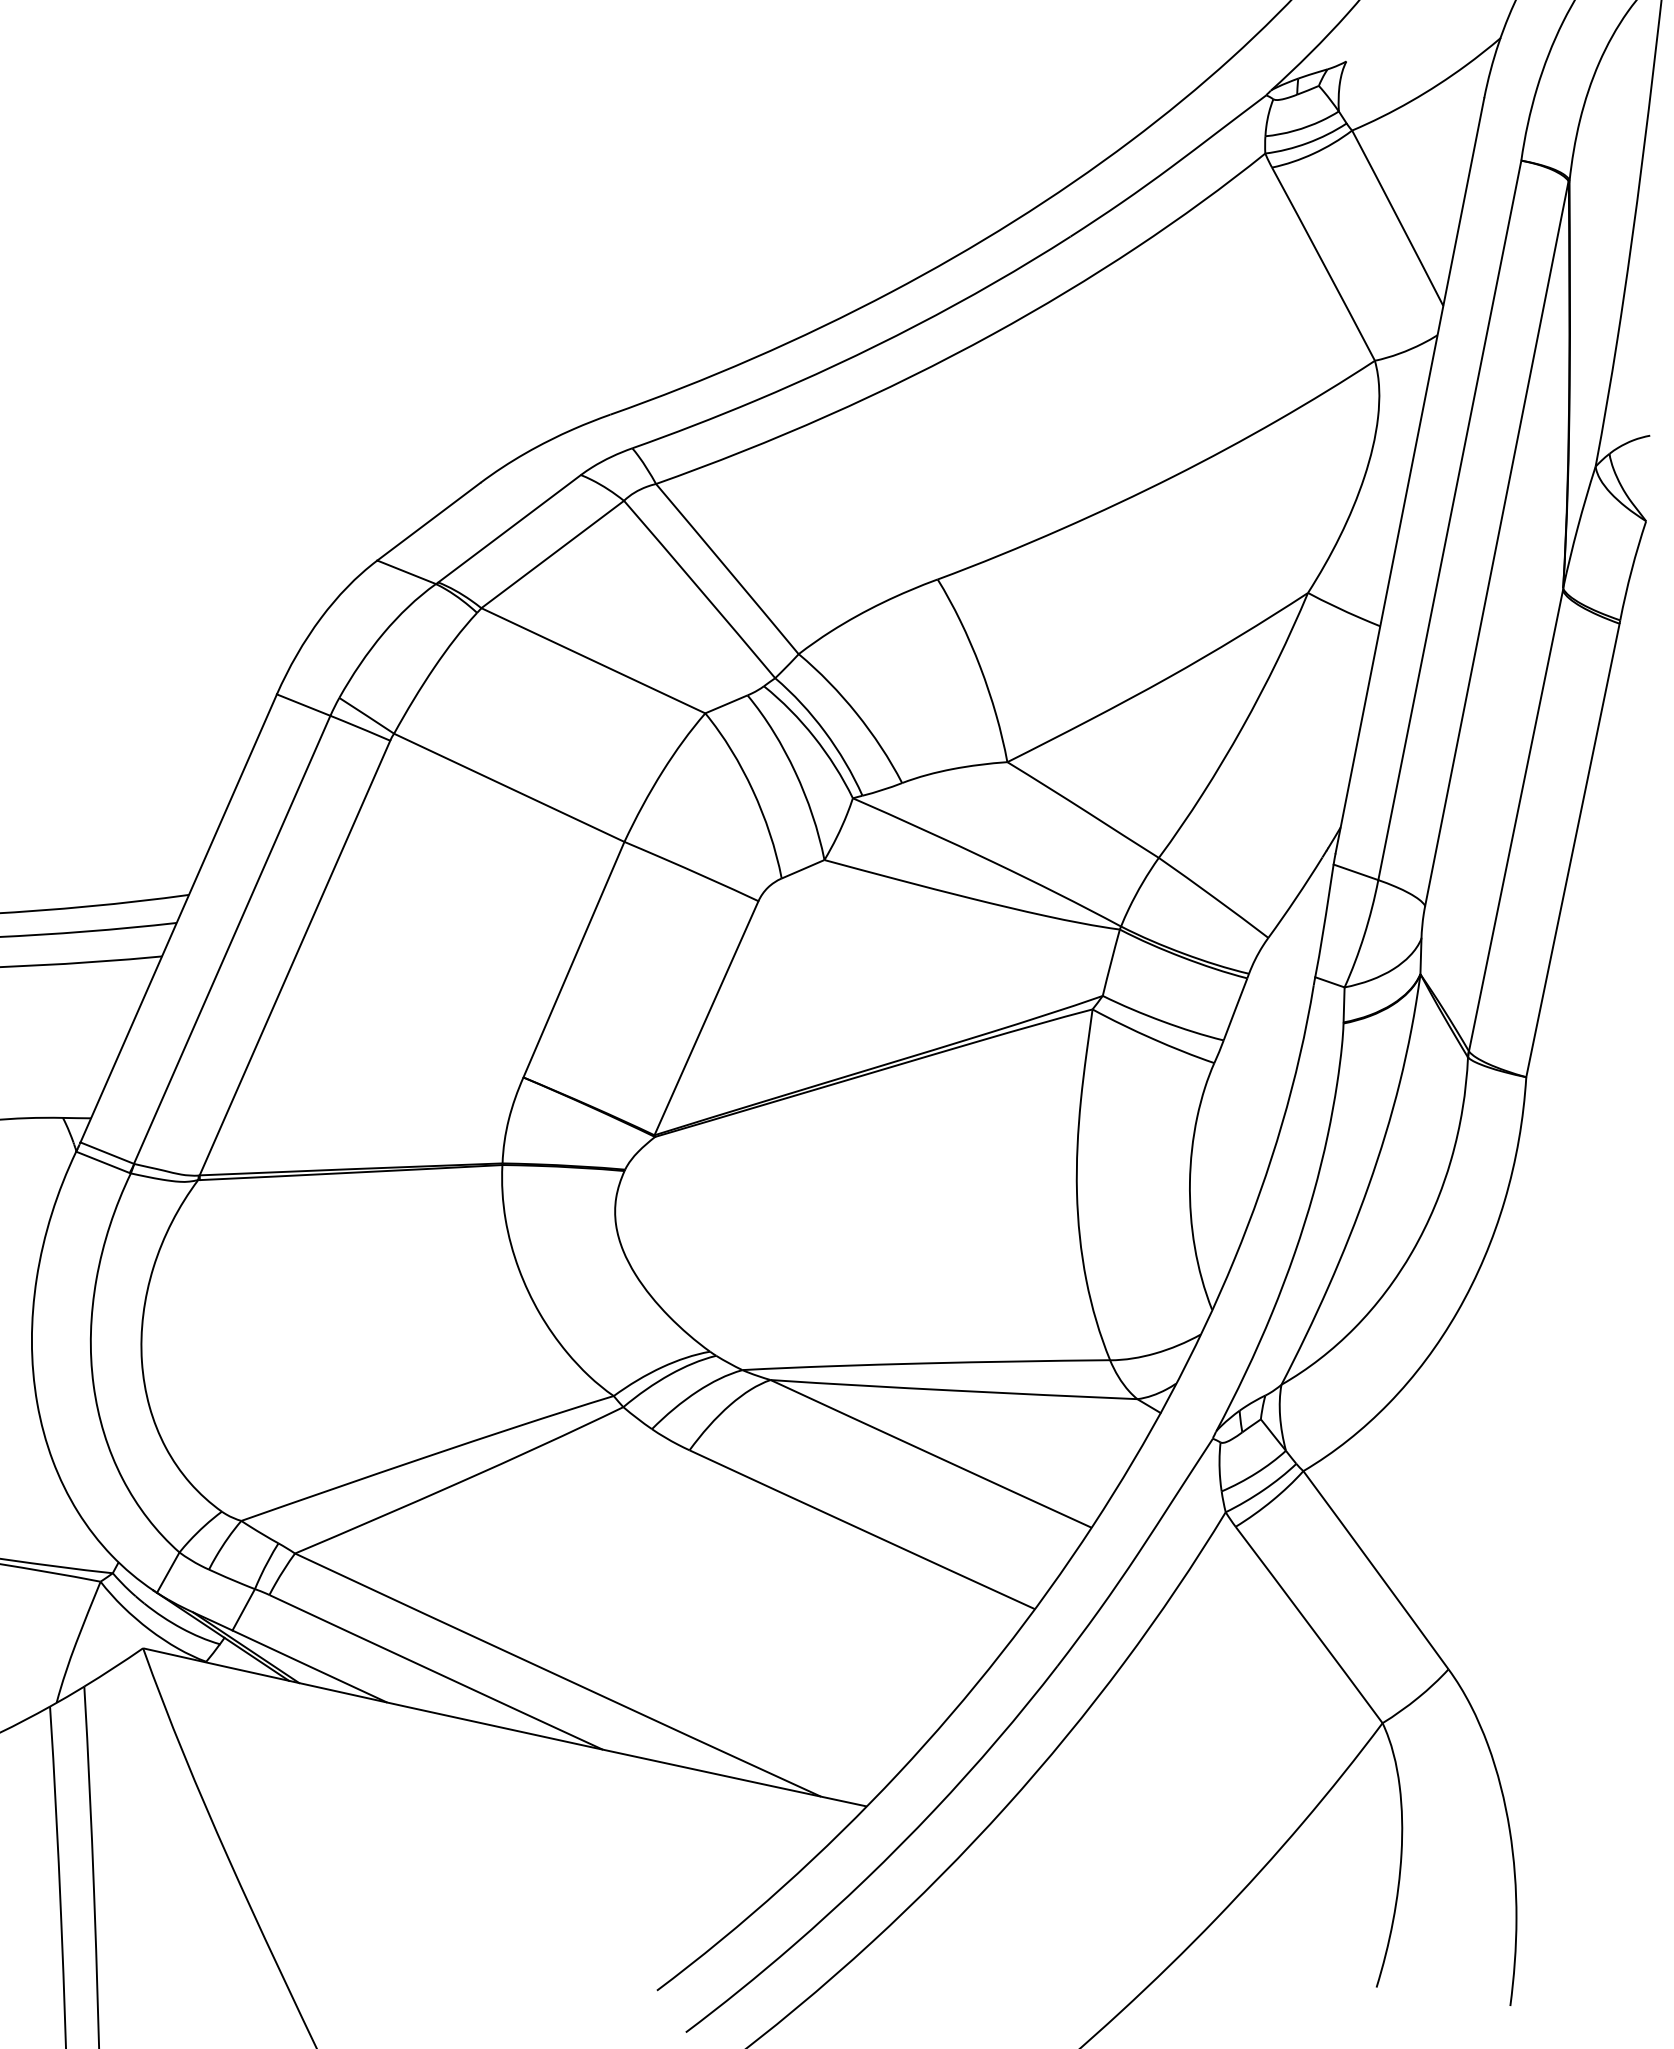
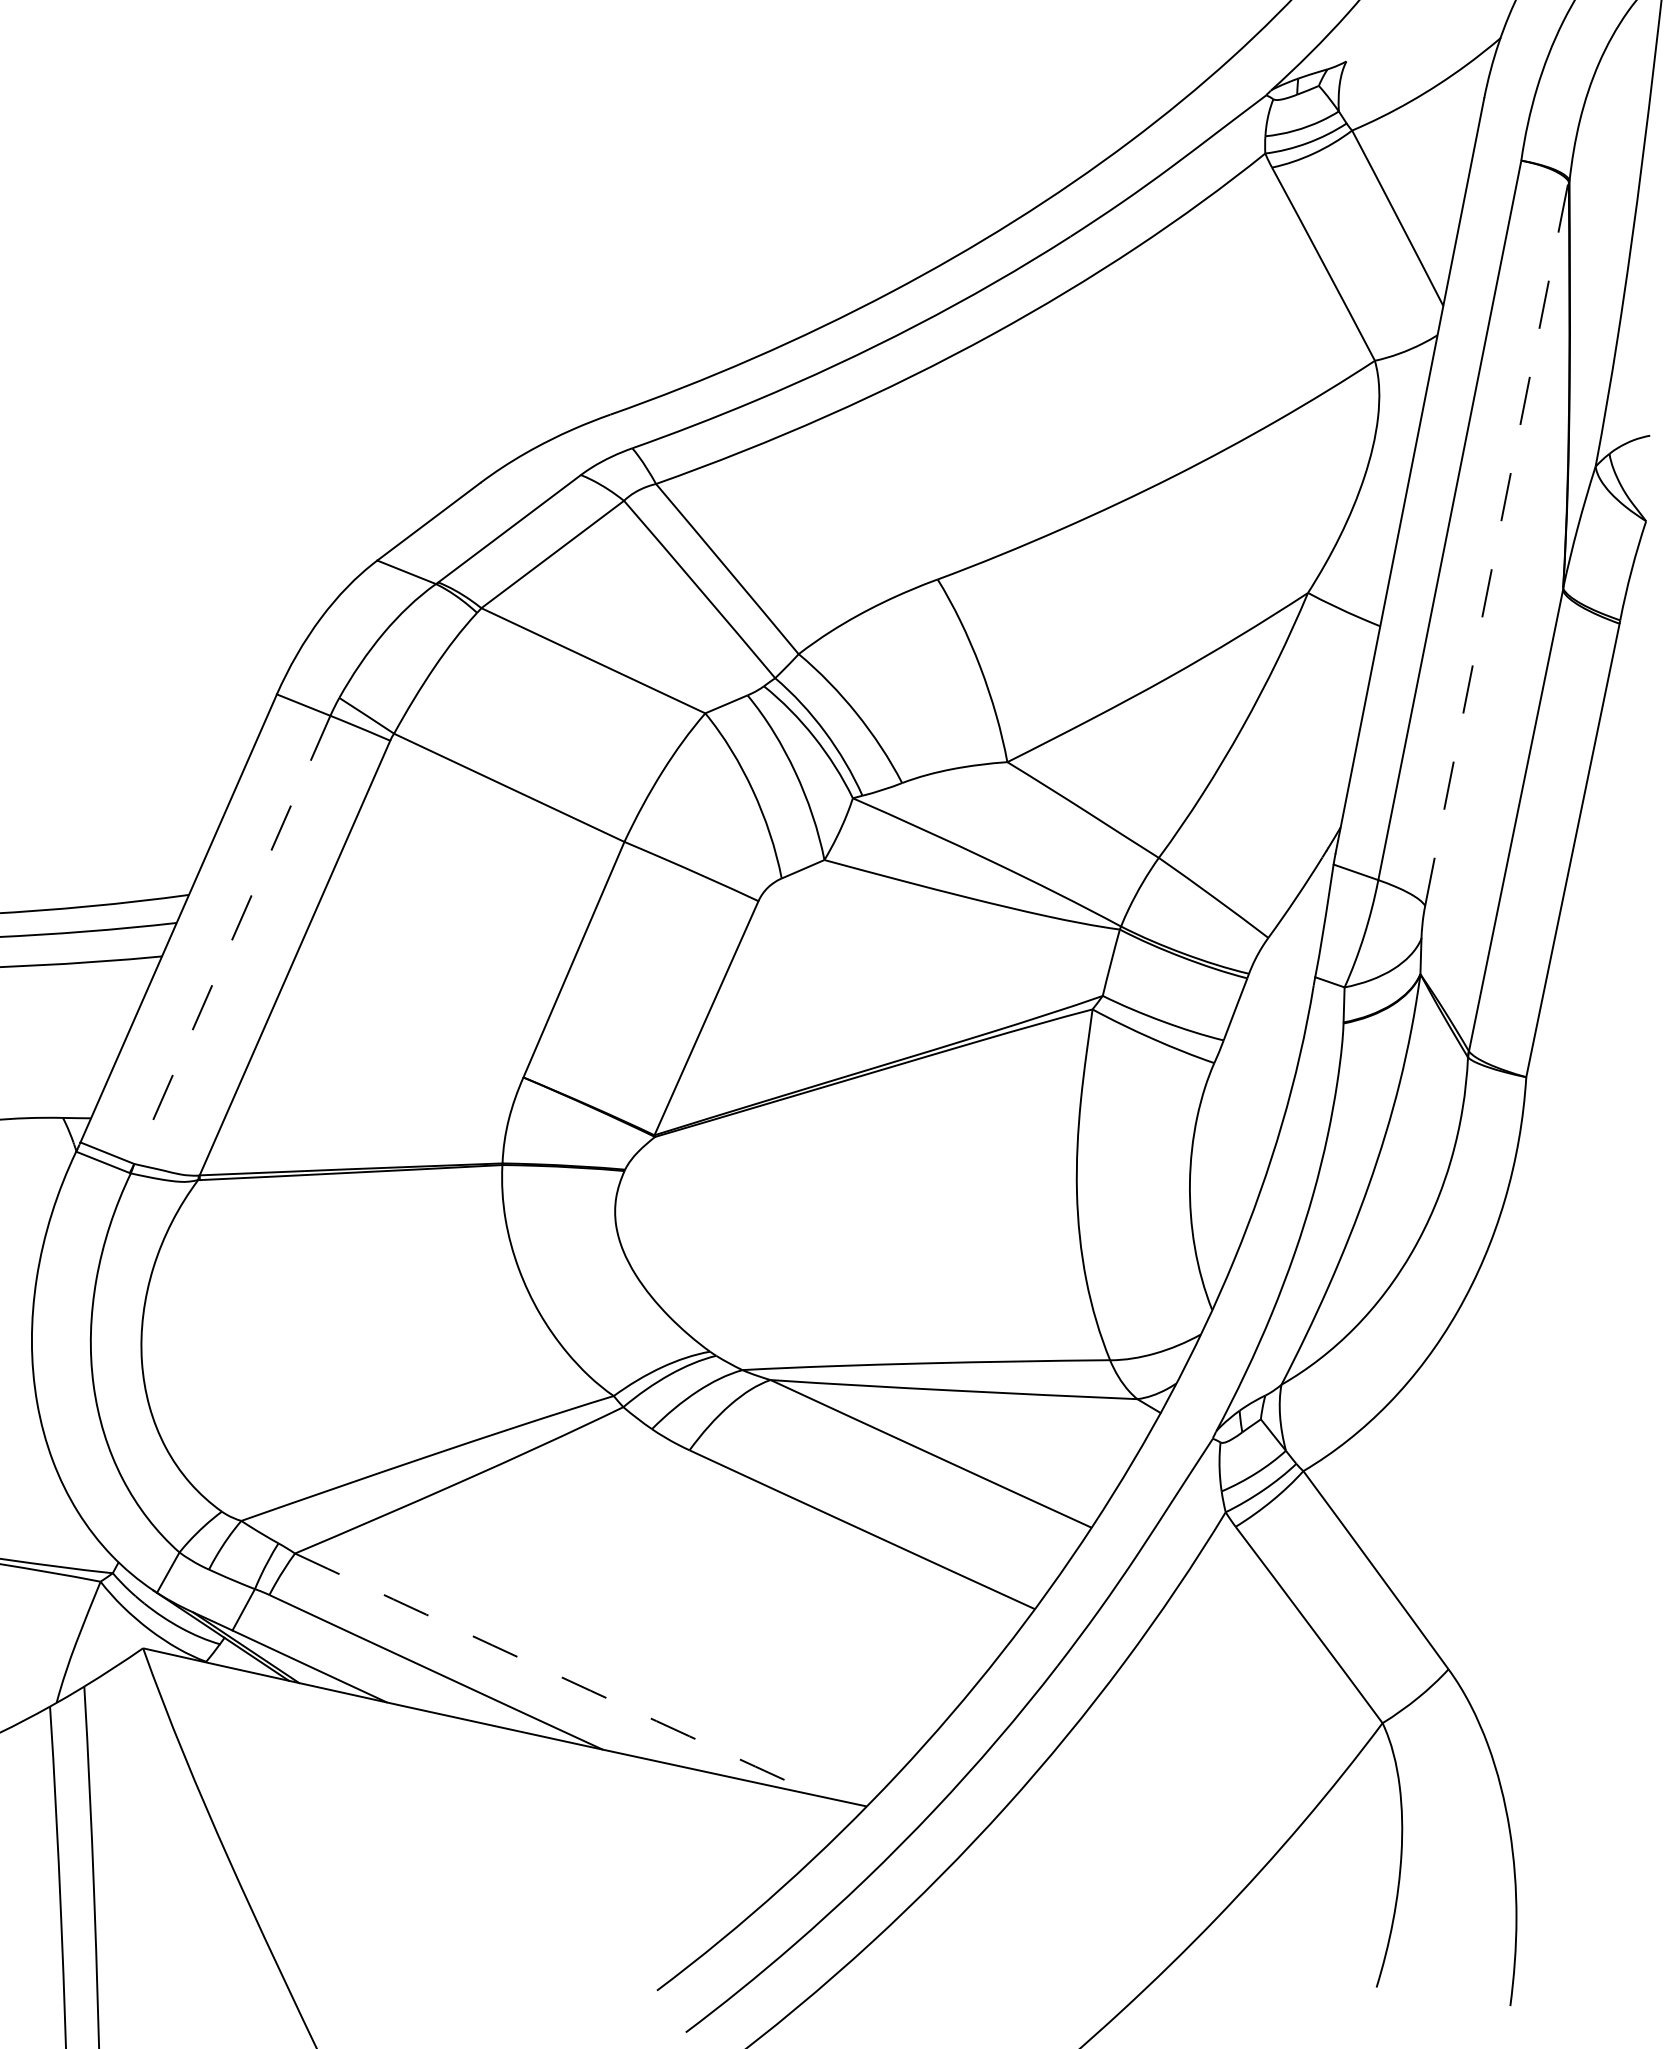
line: solid -> dashed (1497, 543)
line: solid -> dashed (232, 939)
arc: solid -> dashed (557, 1675)
